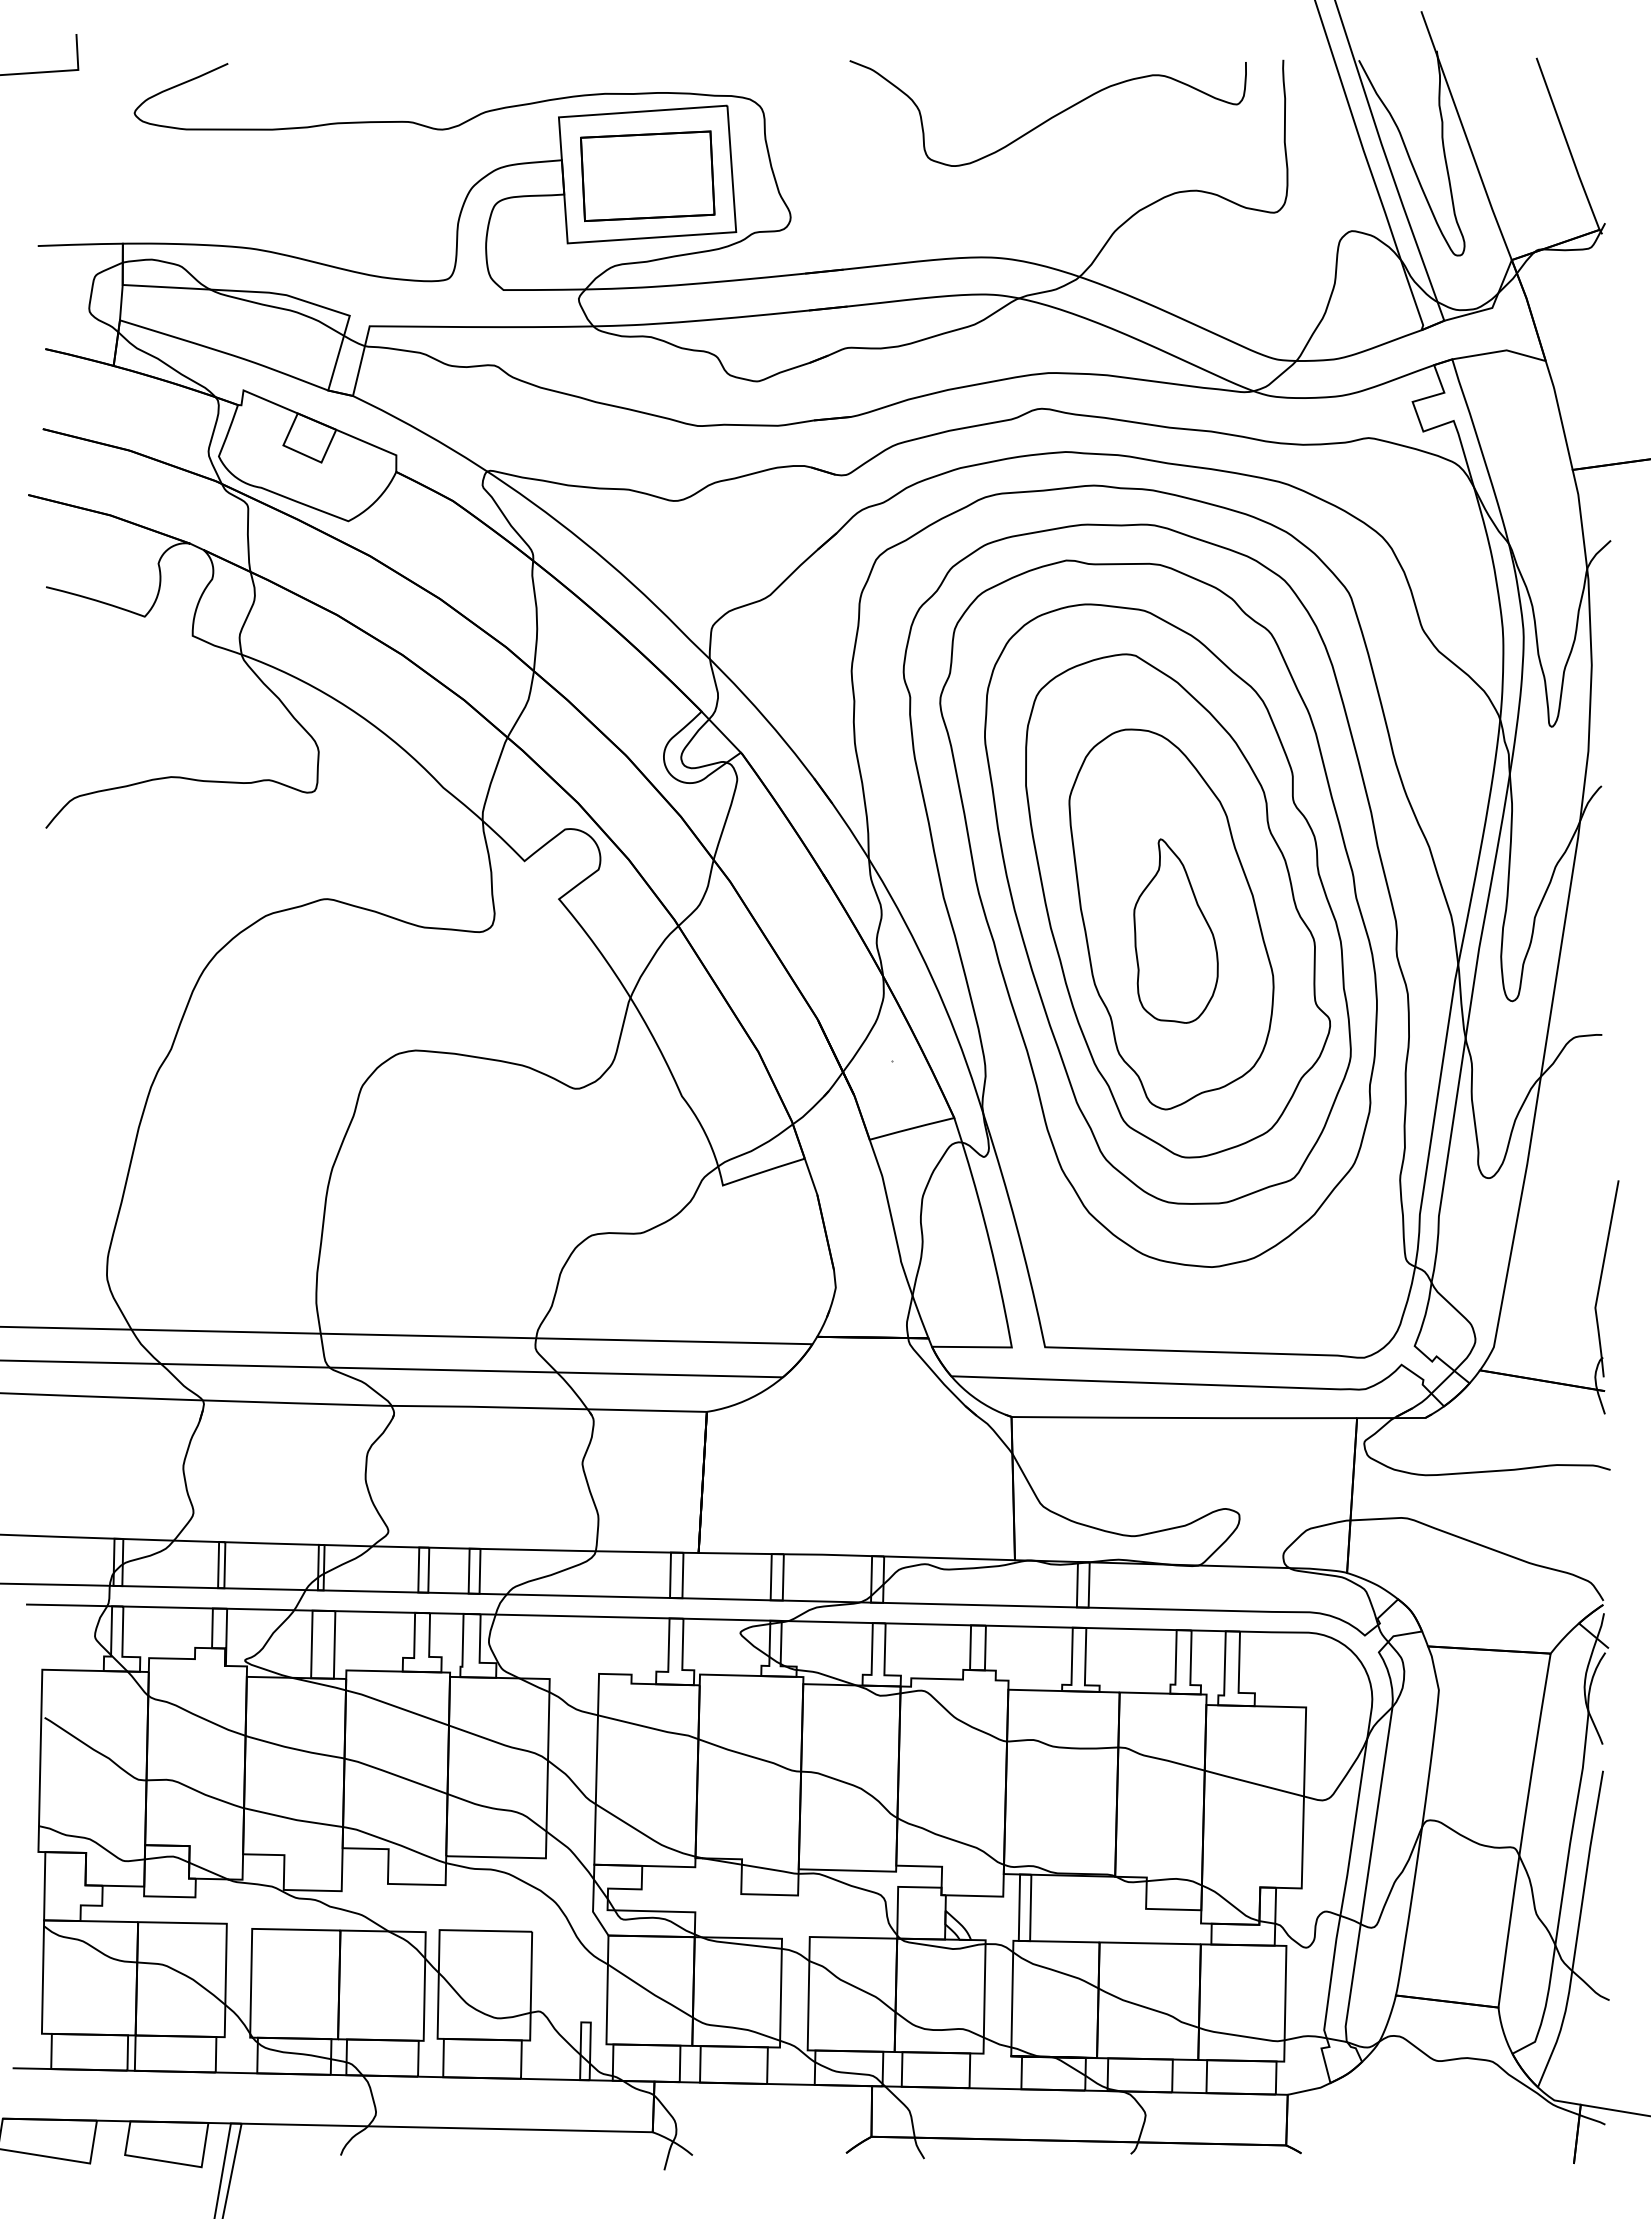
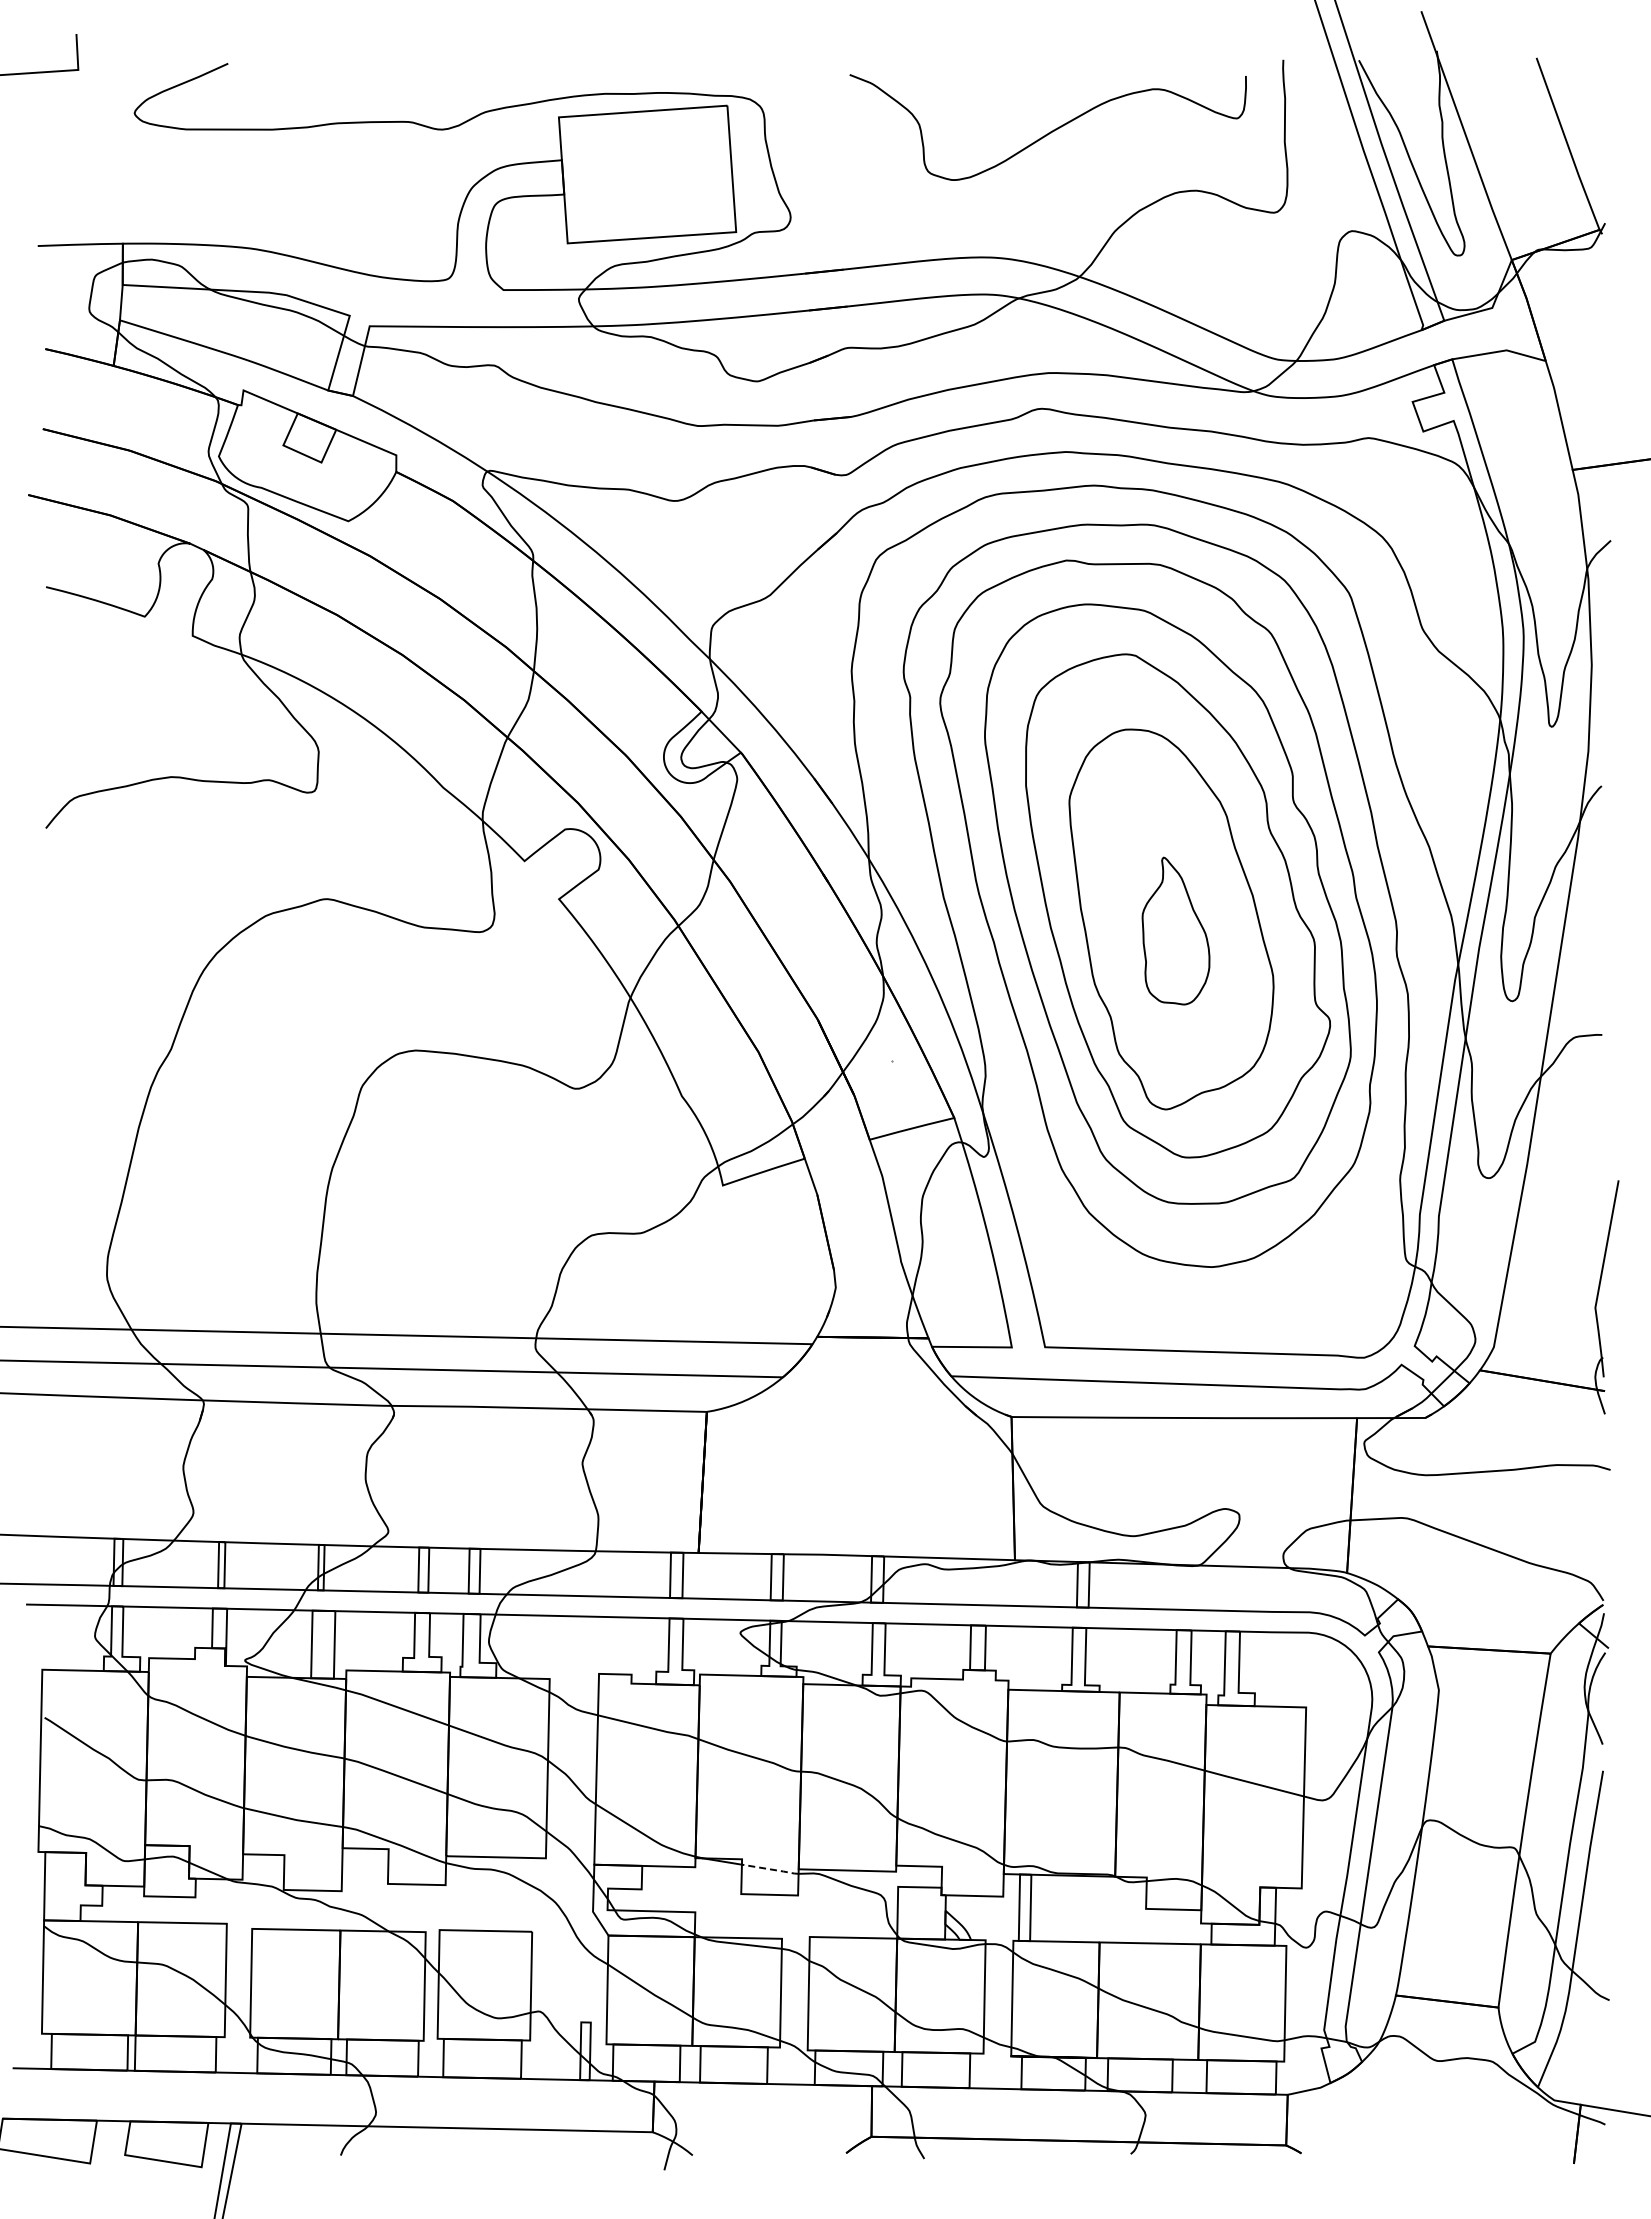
curve position: (1050, 117) -> (1050, 131) (1050, 131)
part: present -> none (647, 175)
part size: 86x186 px -> 70x150 px (1175, 930)
line: solid -> dashed (770, 1869)
